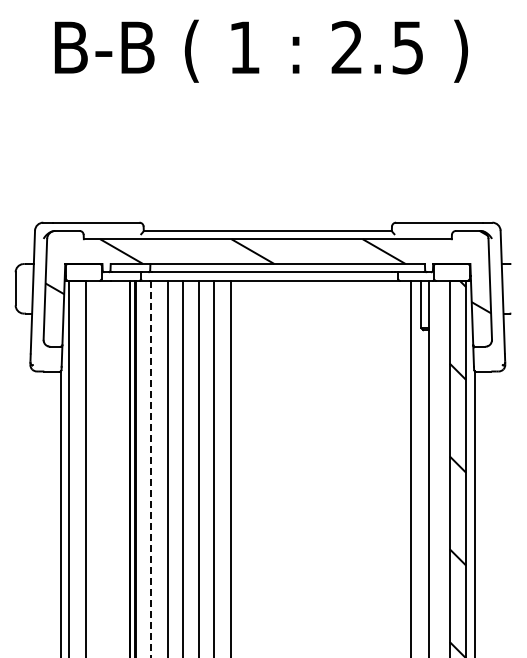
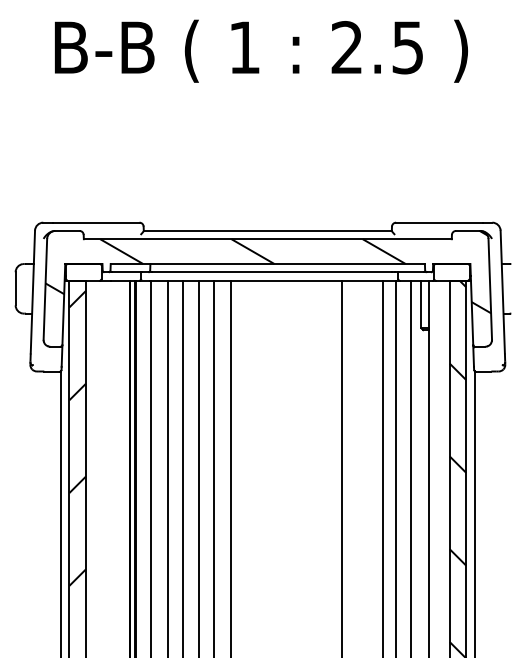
hatch: none -> present (77, 437)
line: none -> present (341, 467)
line: none -> present (383, 467)
line: none -> present (396, 467)
line: dashed -> solid (151, 469)
